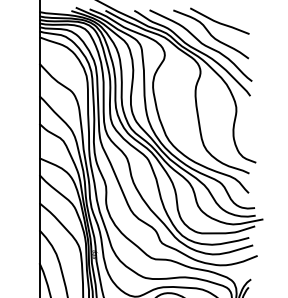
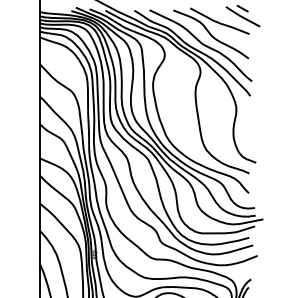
part: none -> present (242, 15)
